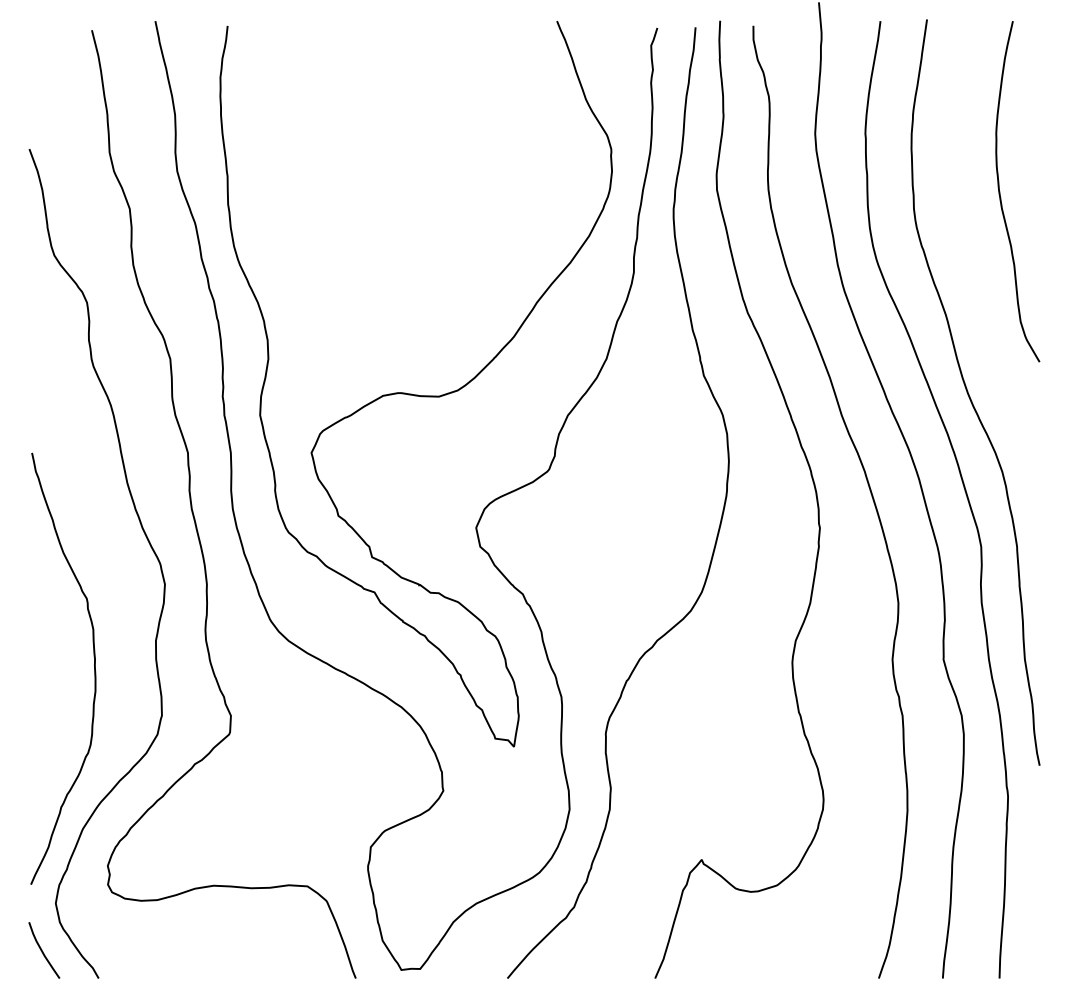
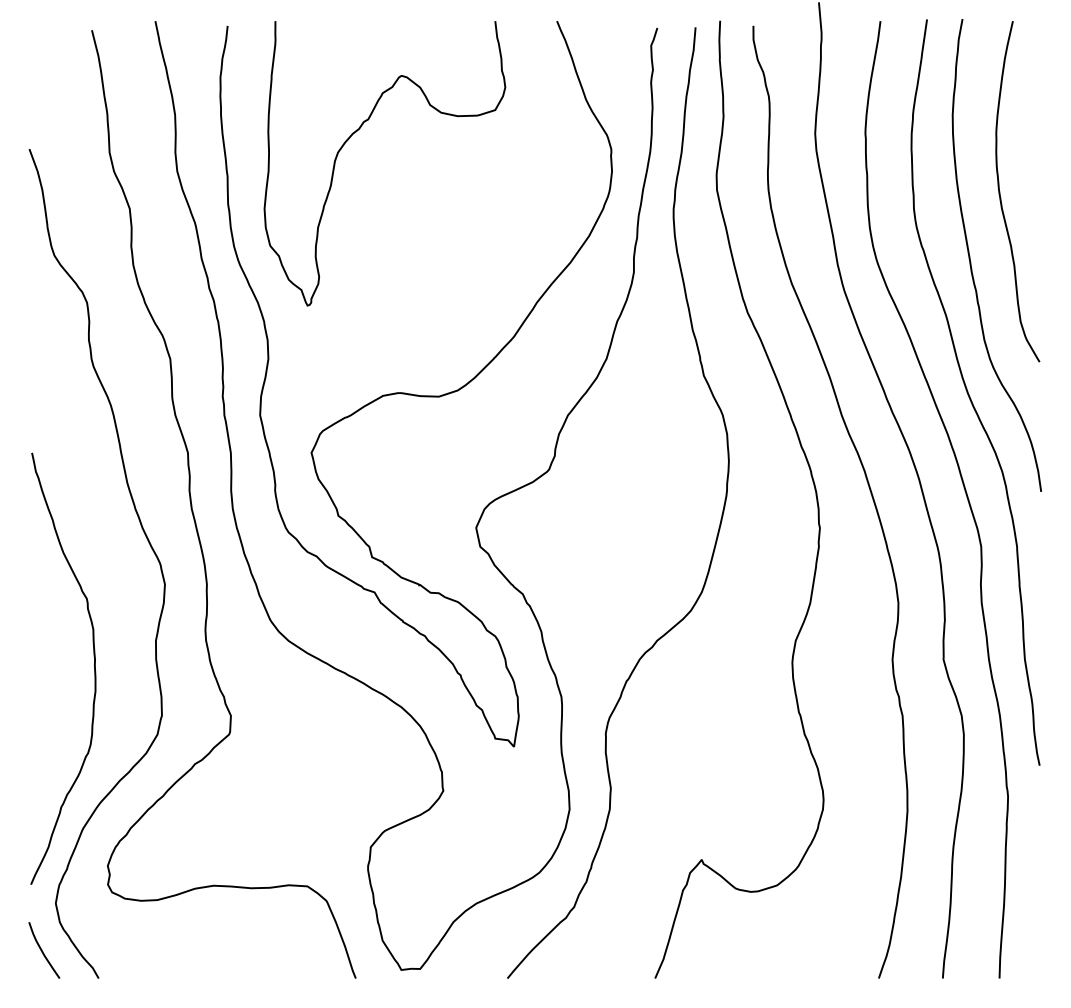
curve: none -> present (356, 132)
curve: none -> present (971, 262)
